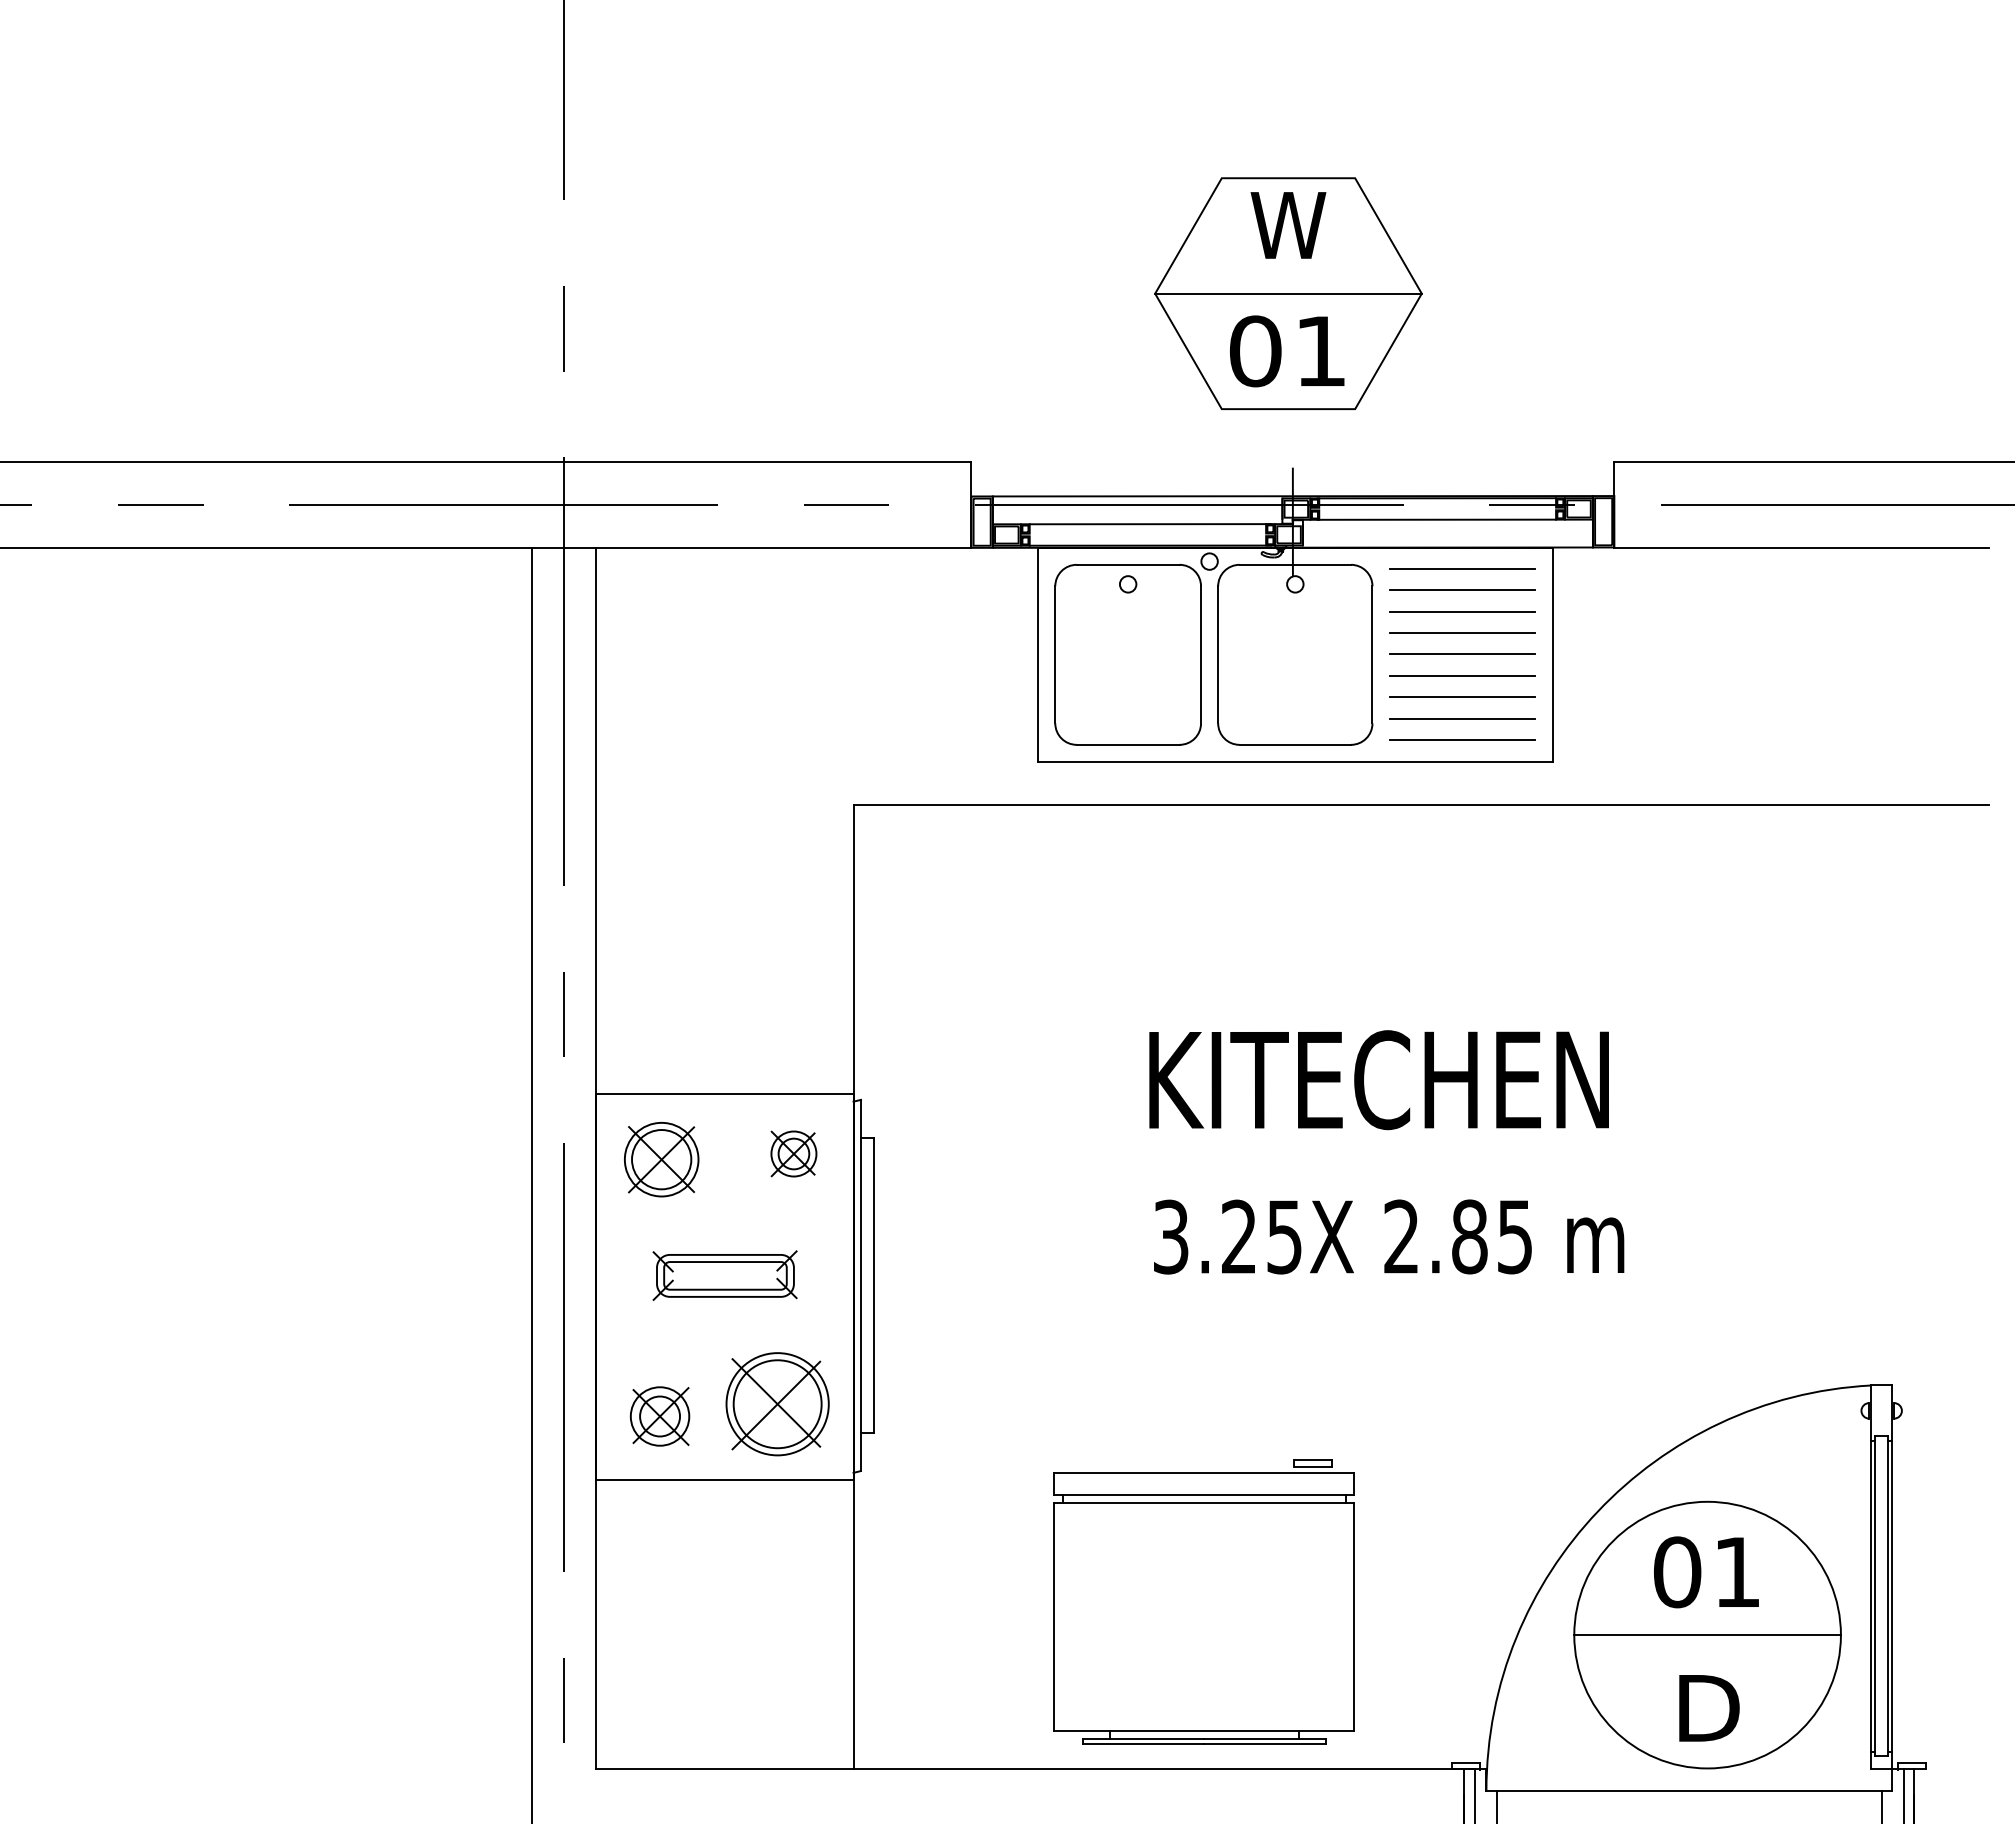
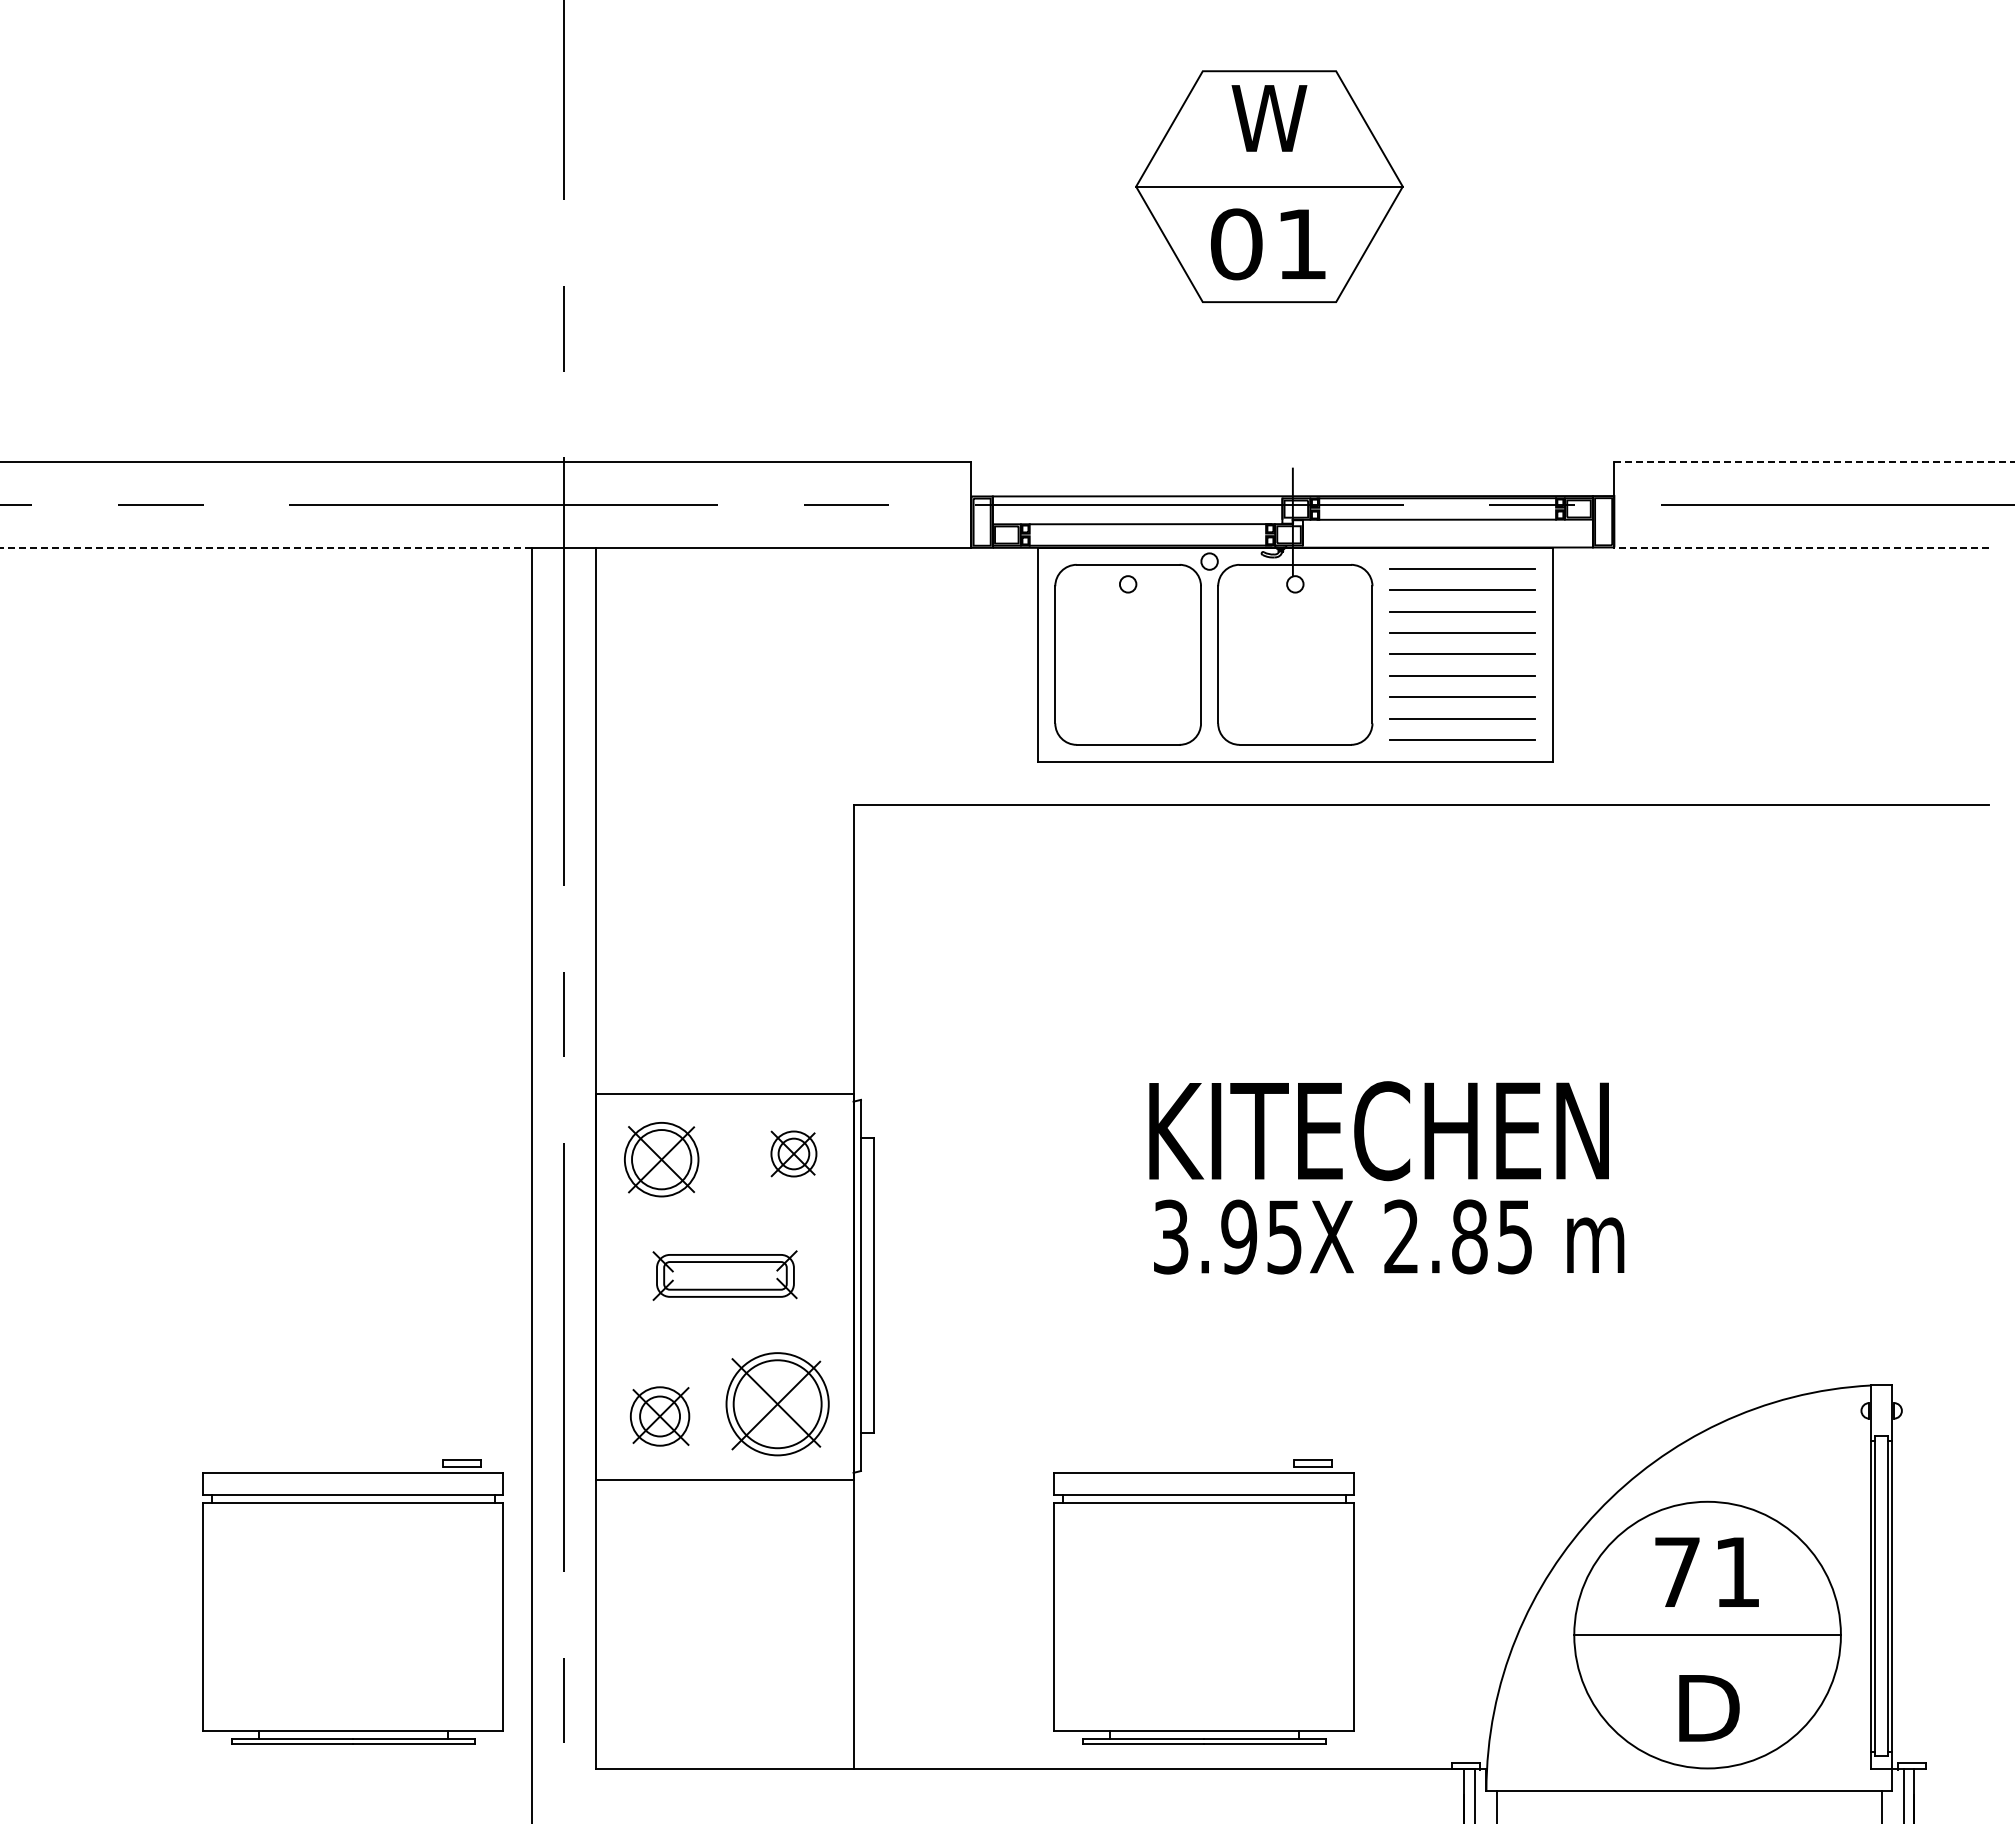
part position: (1288, 293) -> (1269, 186) (1269, 186)
line: solid -> dashed (1814, 462)
line: solid -> dashed (266, 547)
line: solid -> dashed (1801, 547)
text position: (1378, 1080) -> (1378, 1131) (1378, 1131)
text: 3.25X -> 3.95X (1239, 1236)
text: 01 -> 71 (1677, 1572)
part: none -> present (352, 1601)
